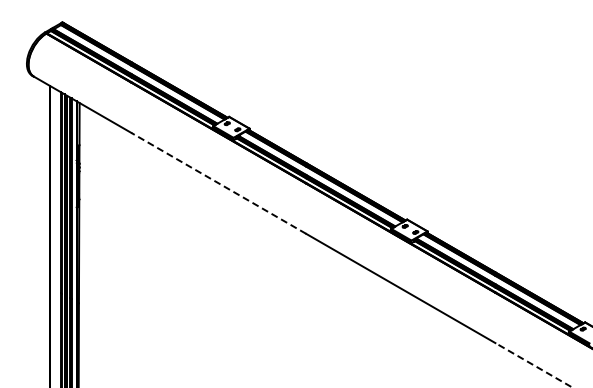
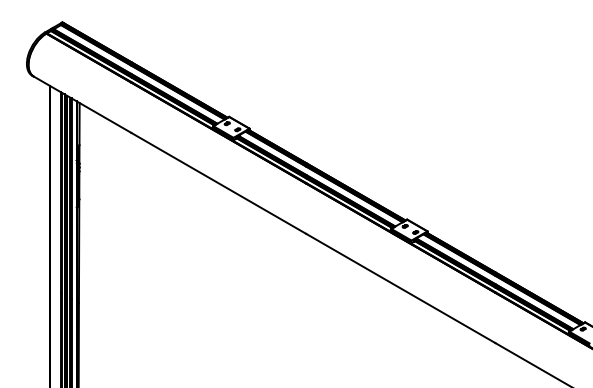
line: dashed -> solid (218, 183)
line: dashed -> solid (534, 365)
